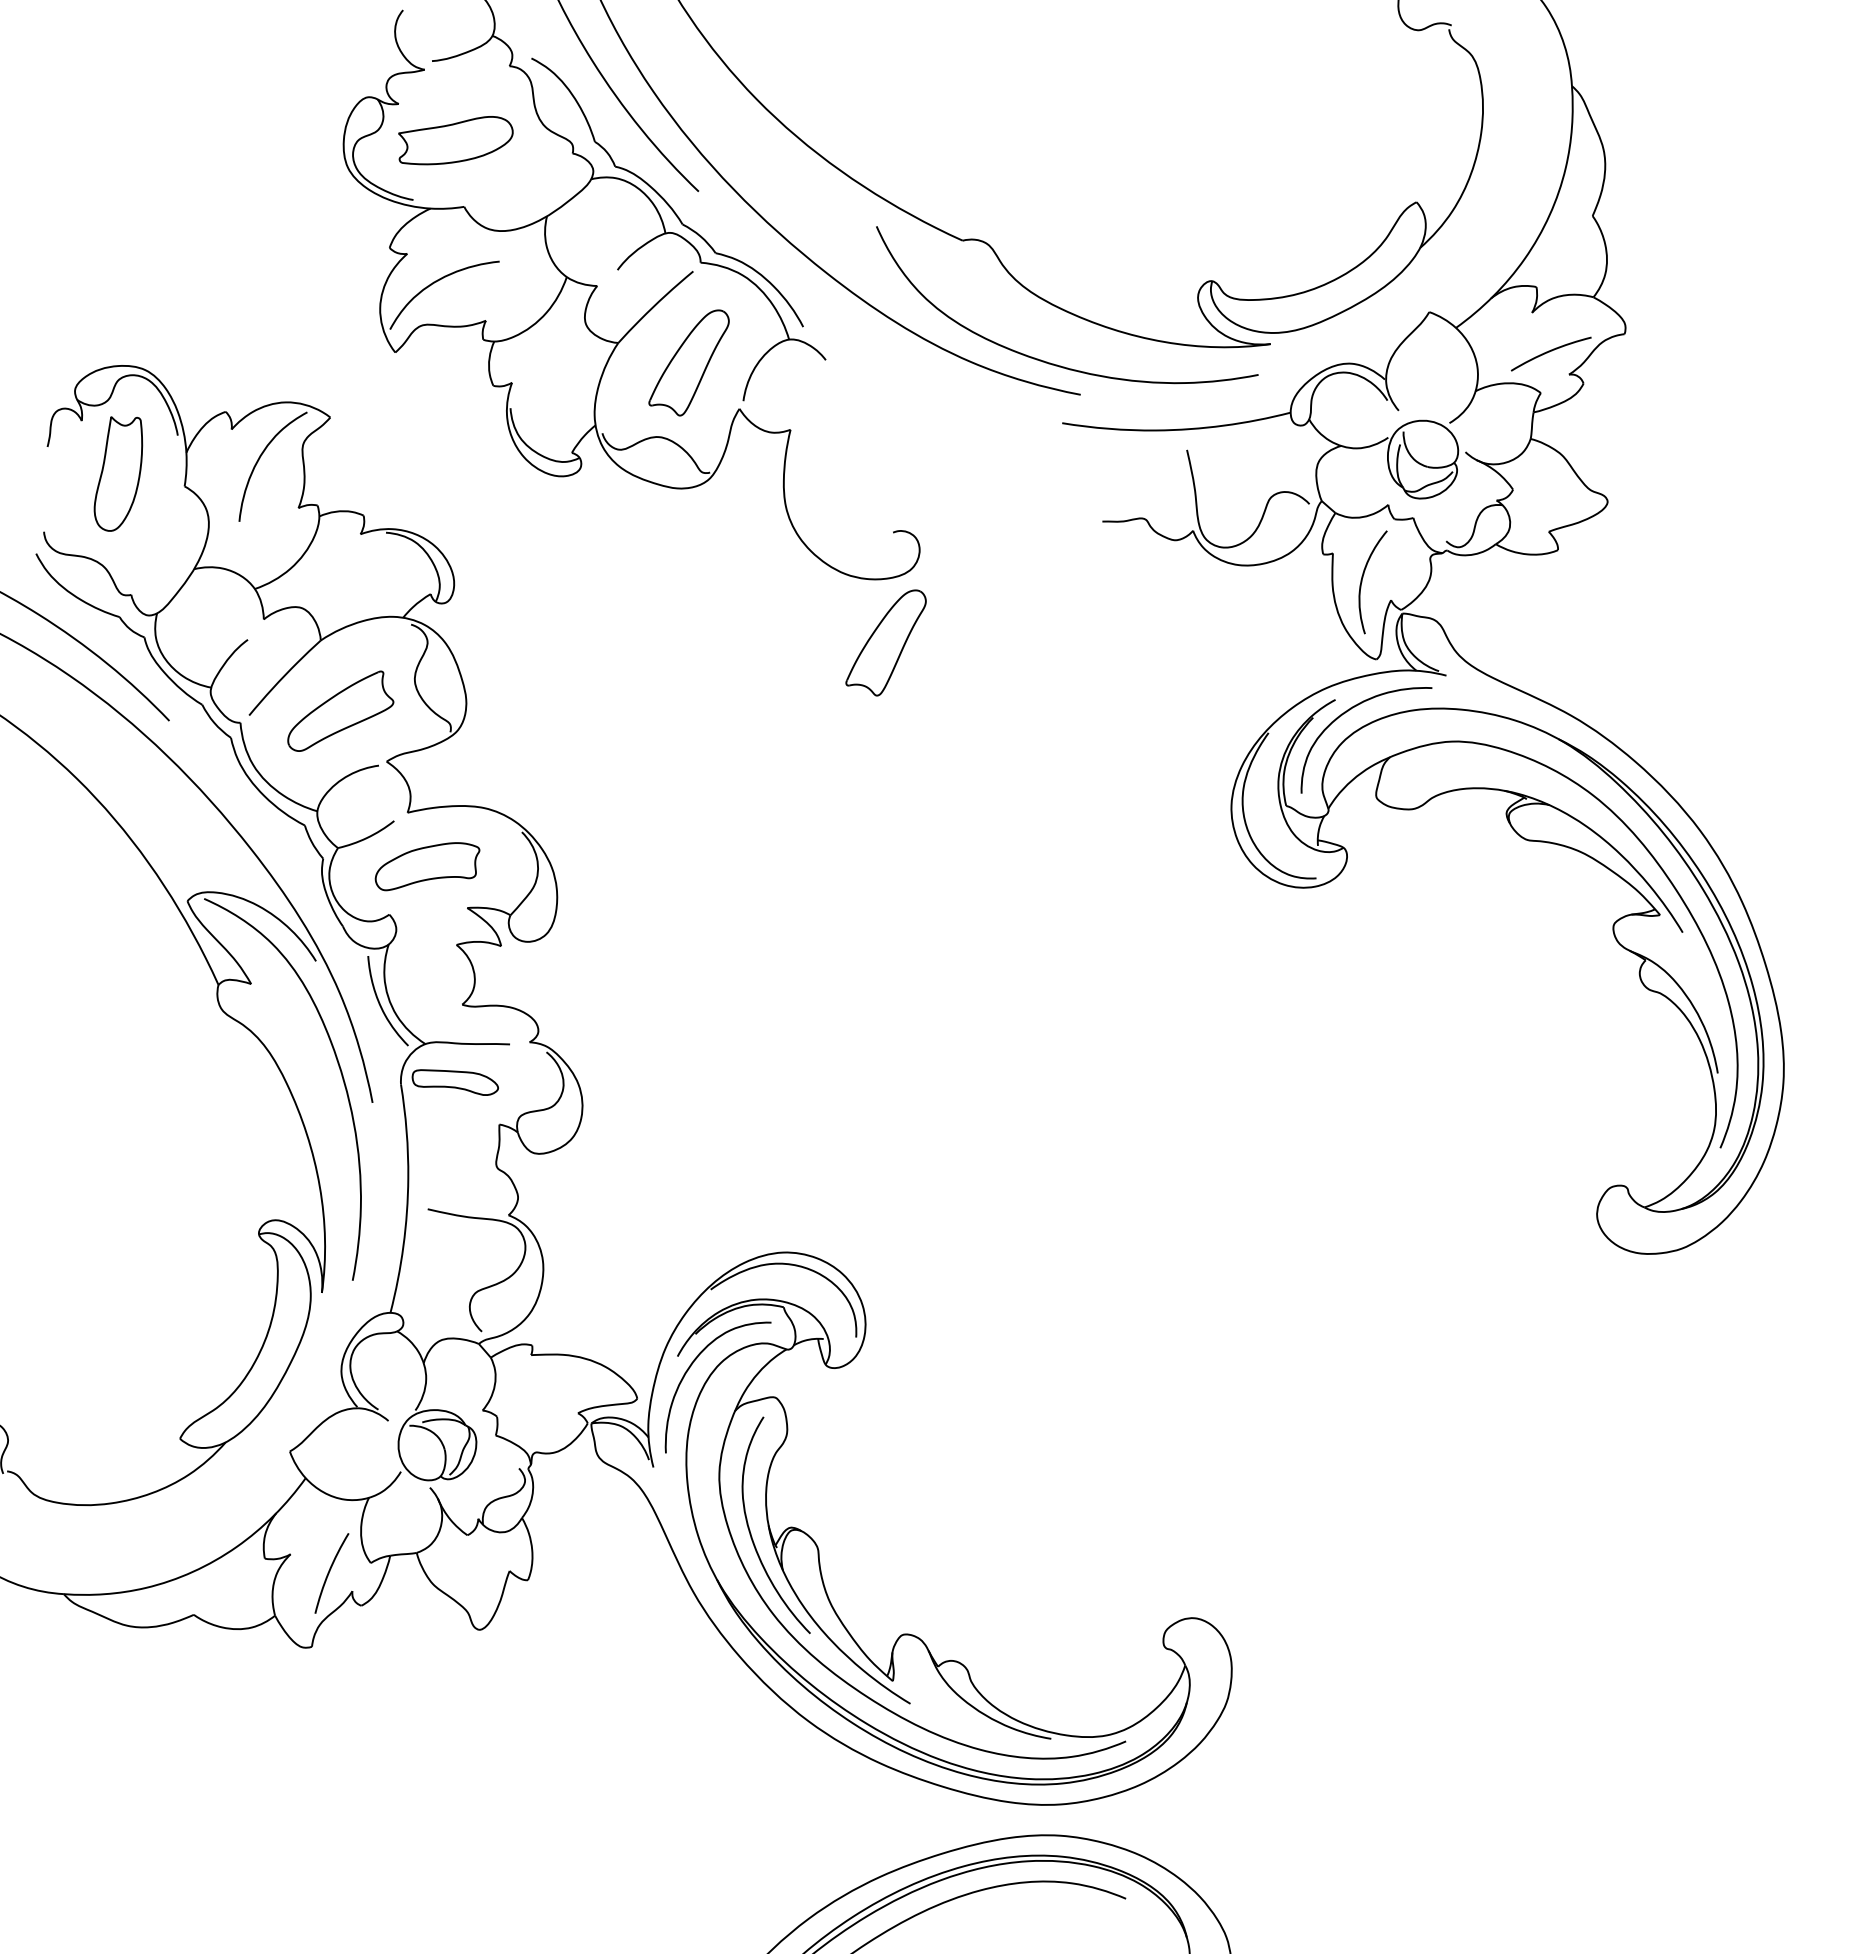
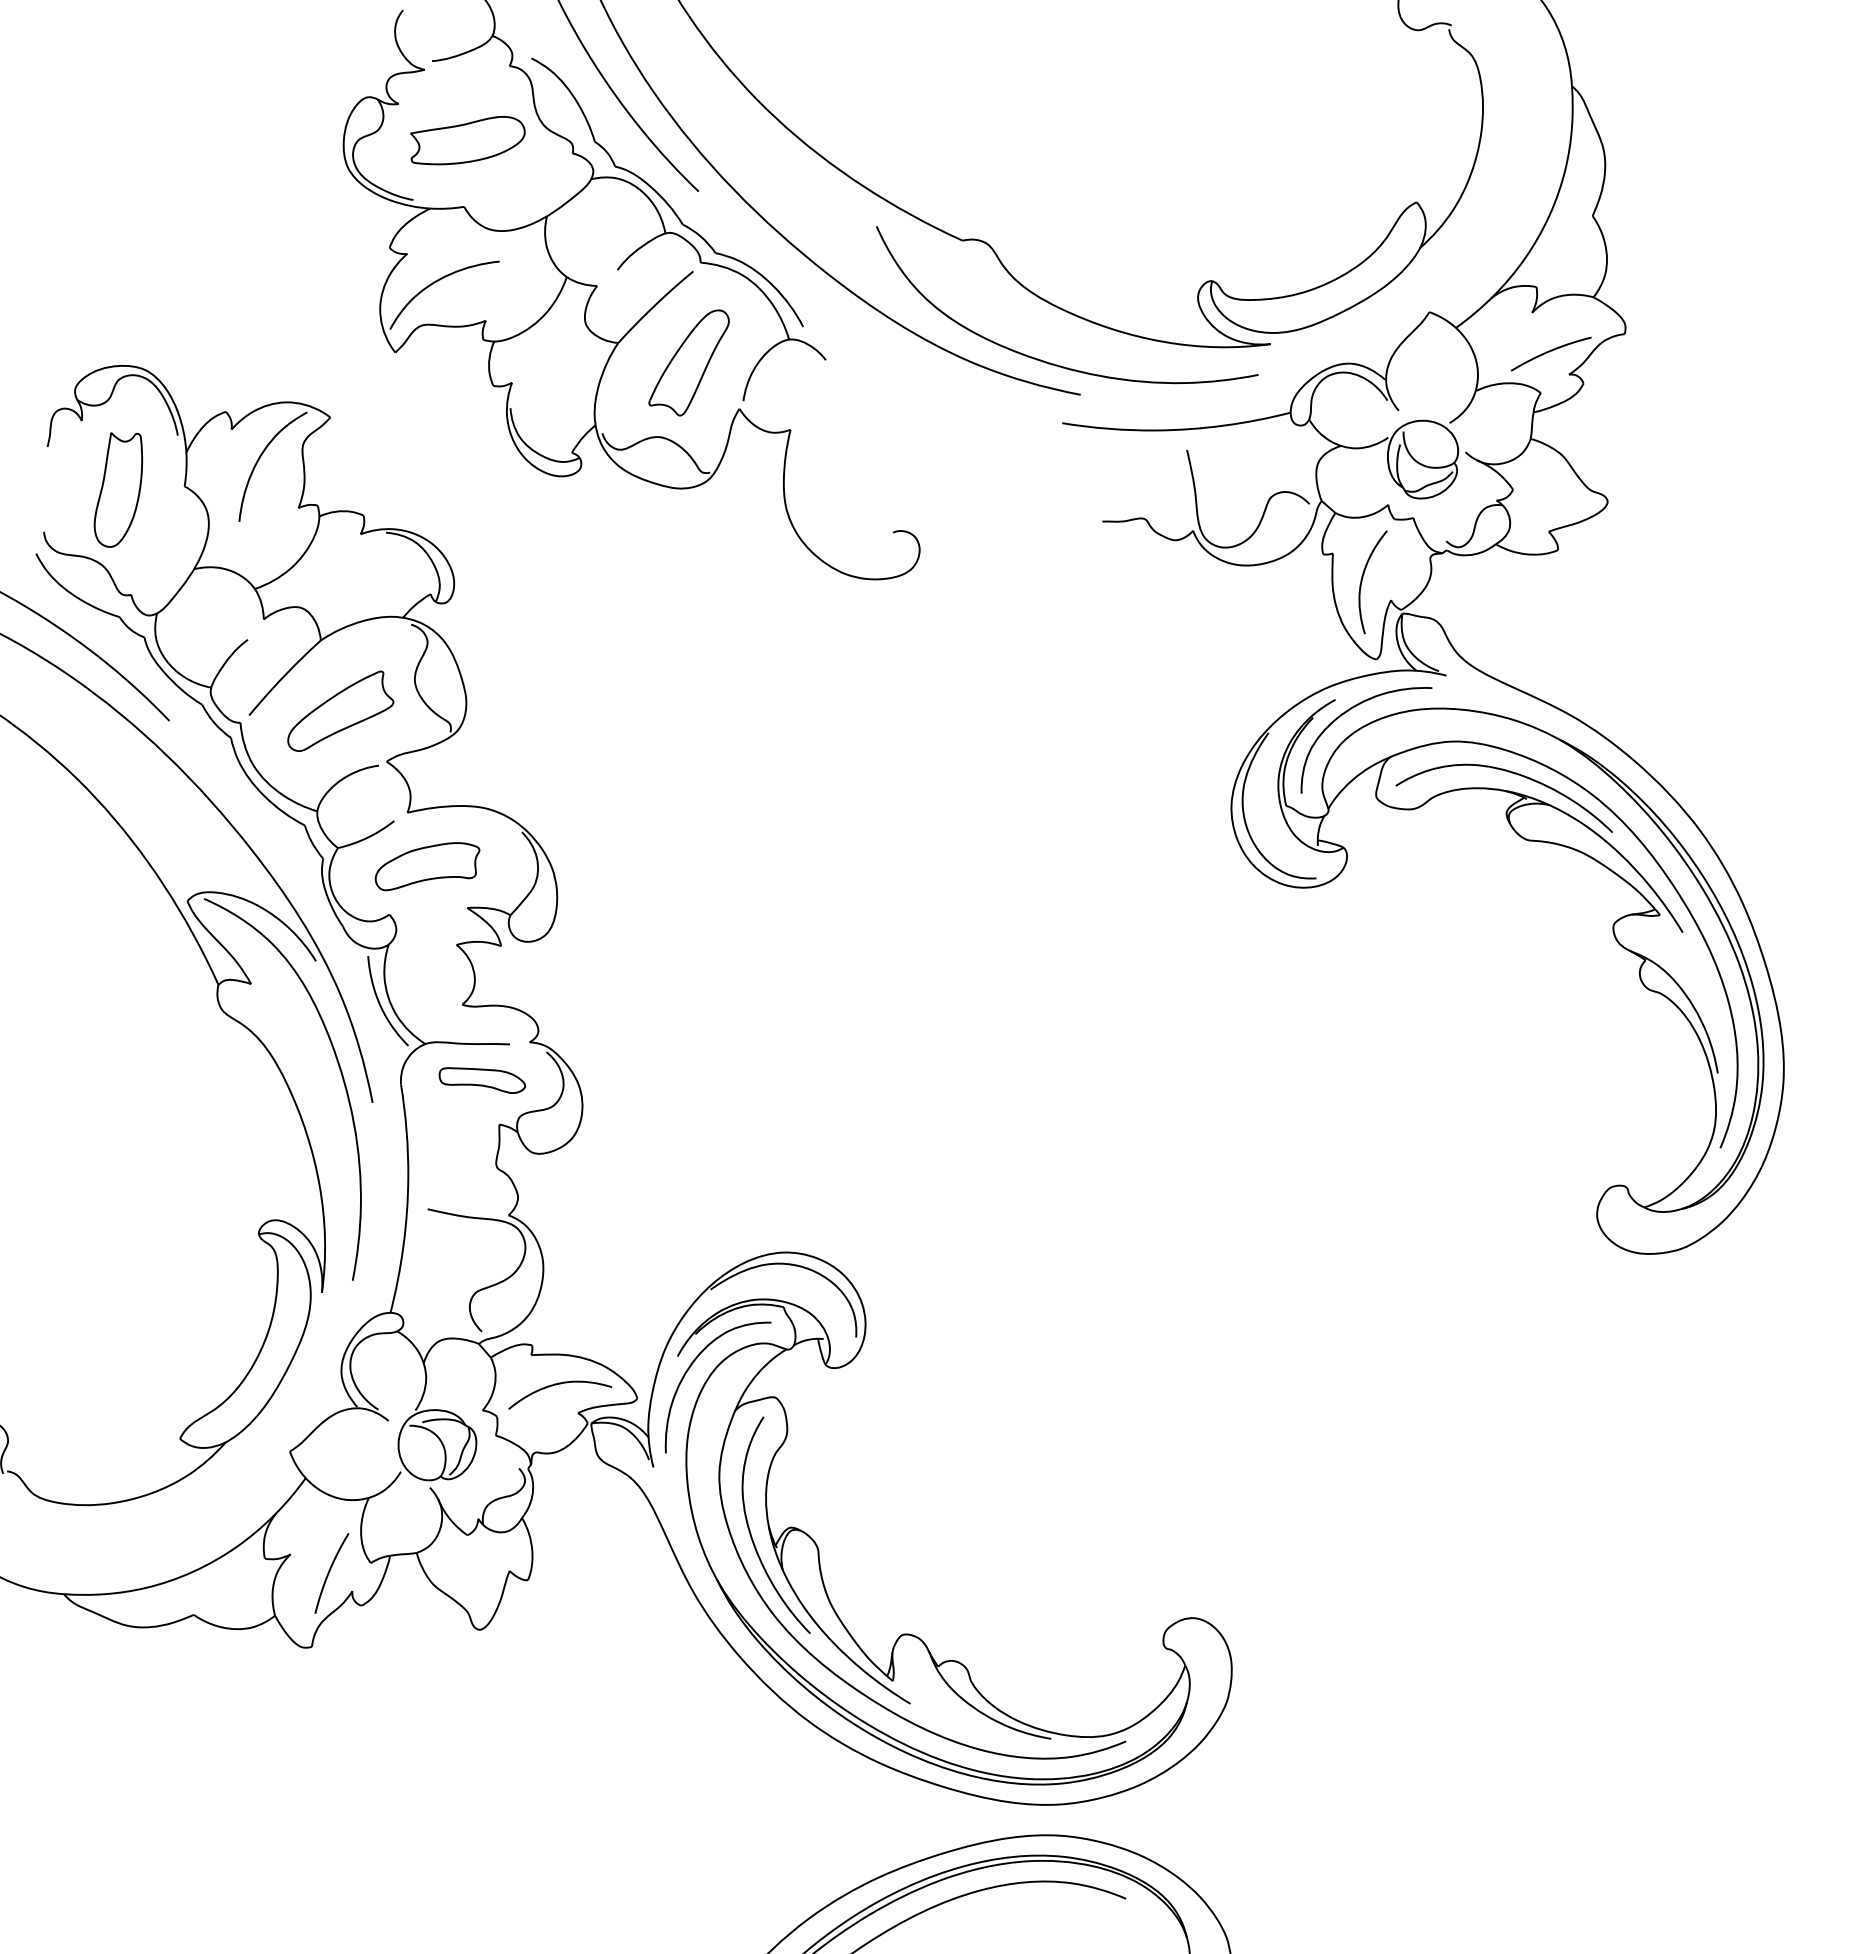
part position: (455, 140) -> (467, 140) (467, 140)
part position: (118, 473) -> (118, 489) (118, 489)
part: present -> none (885, 642)
curve: none -> present (1511, 773)
part position: (454, 1082) -> (481, 1080) (481, 1080)
curve: none -> present (556, 1385)
